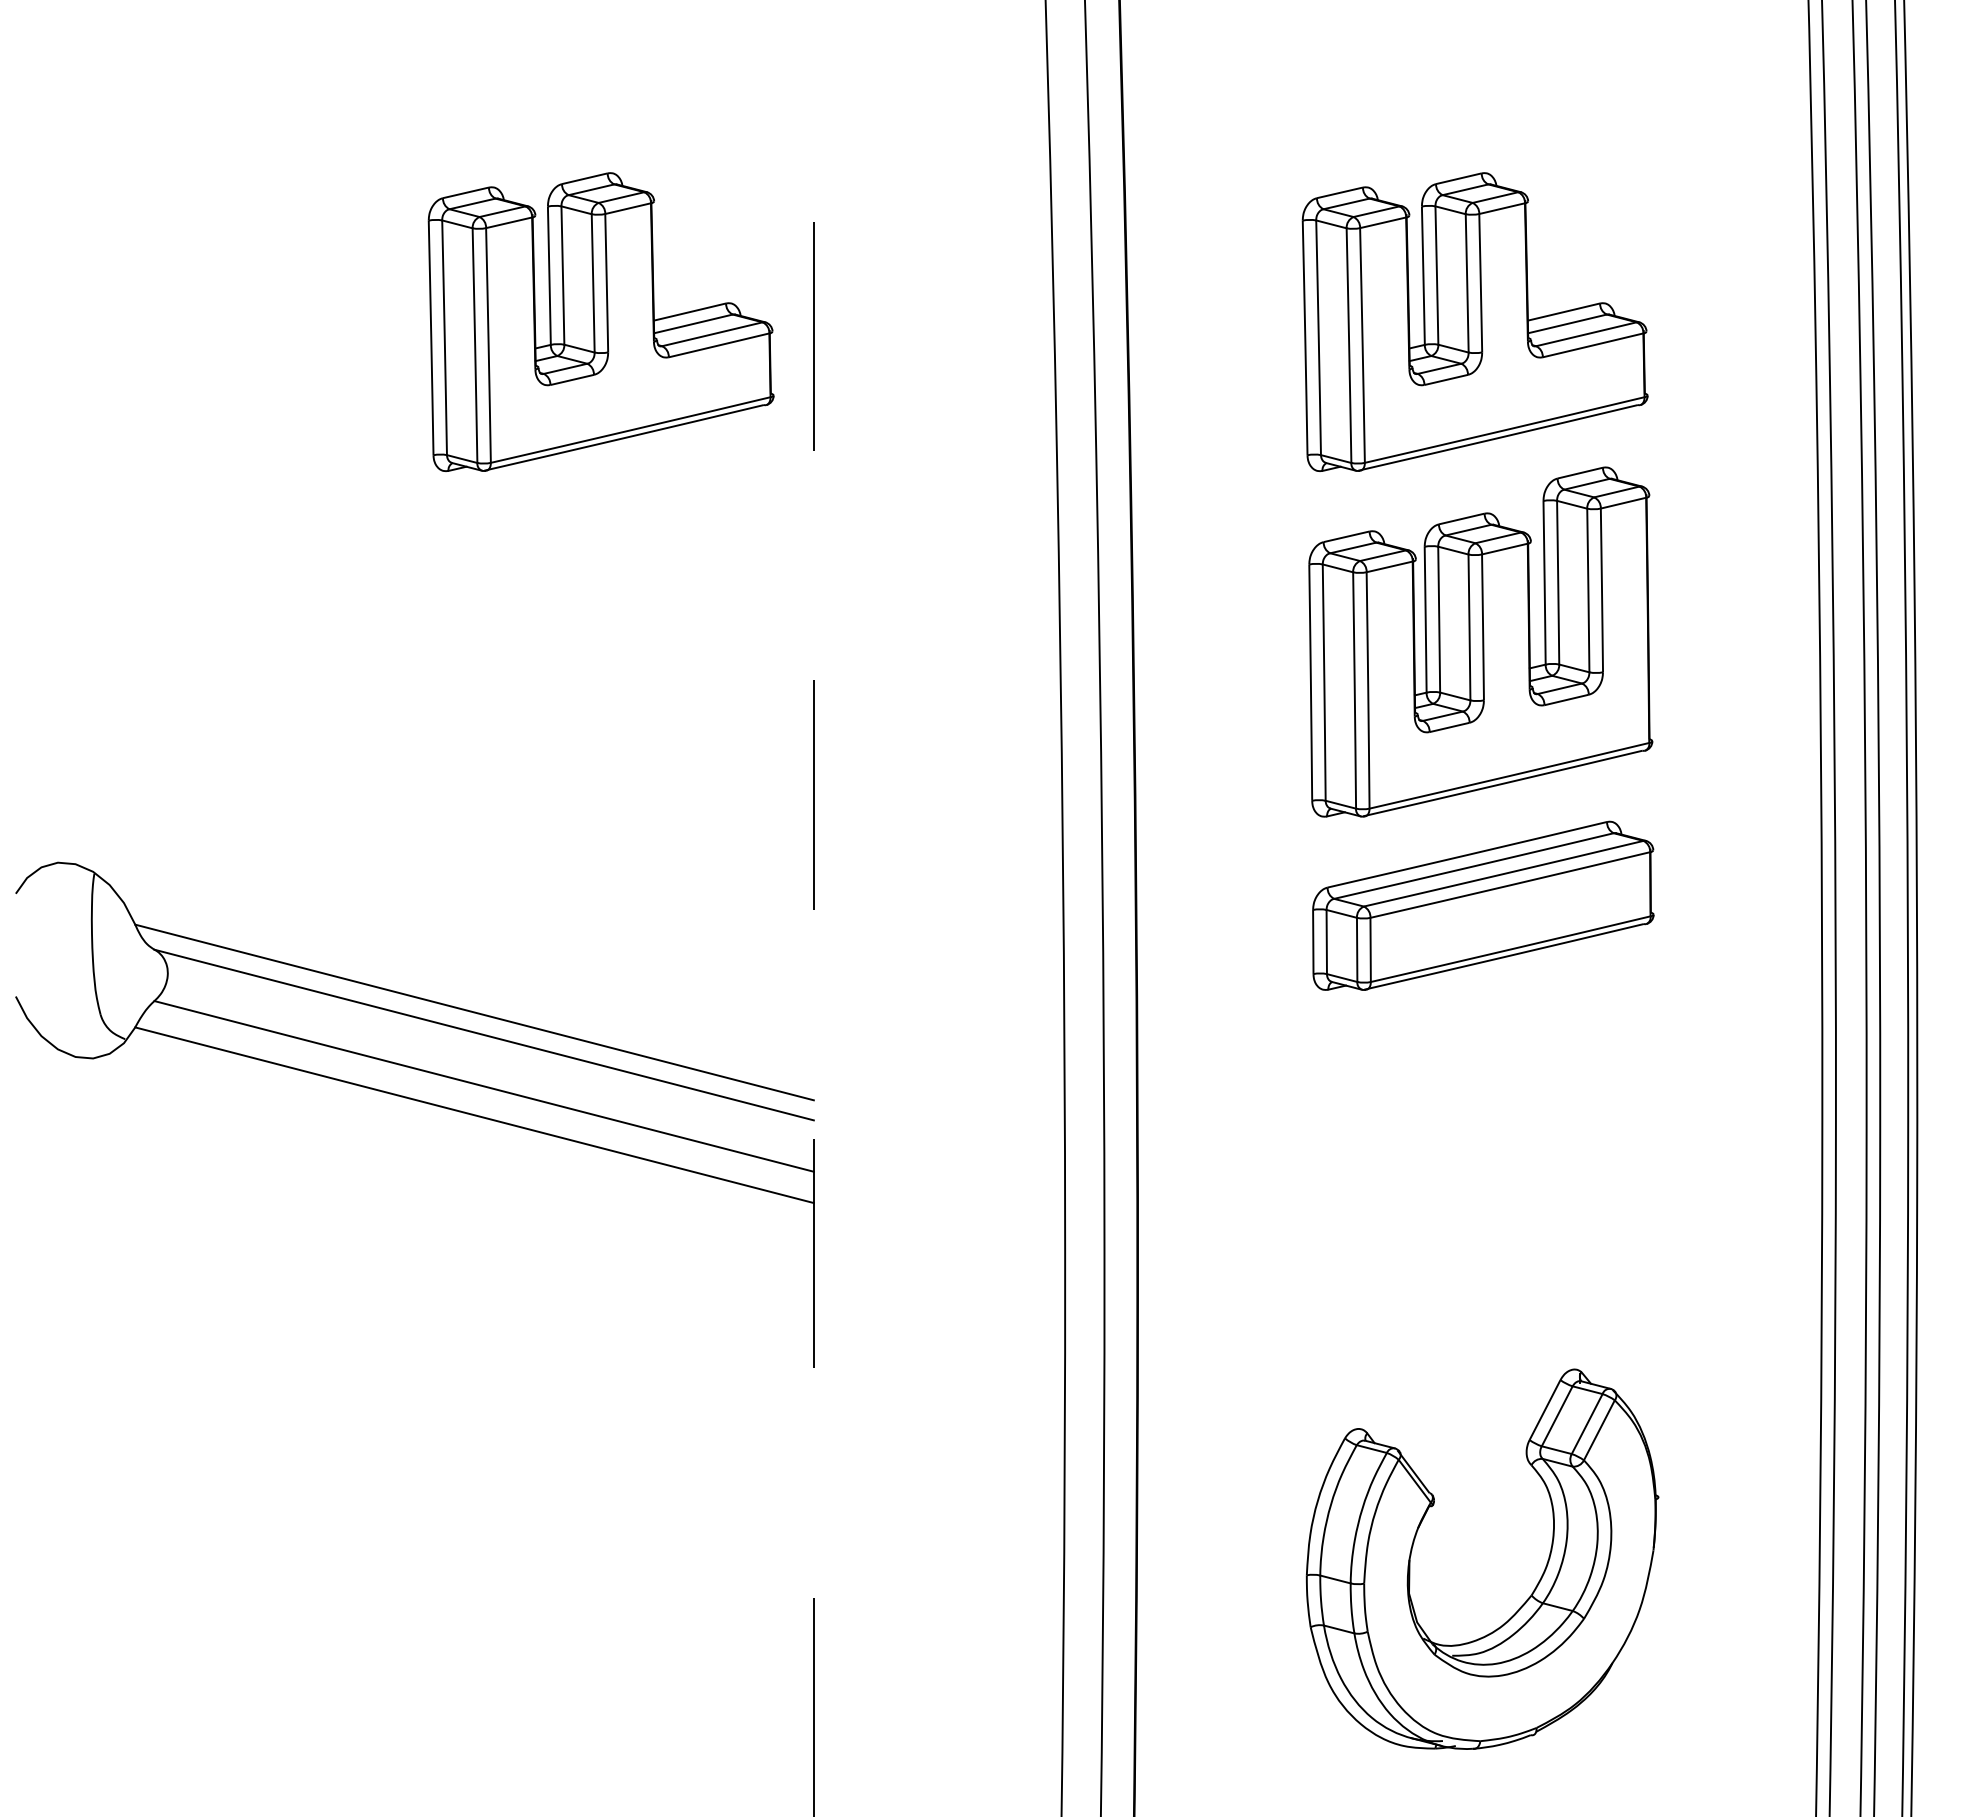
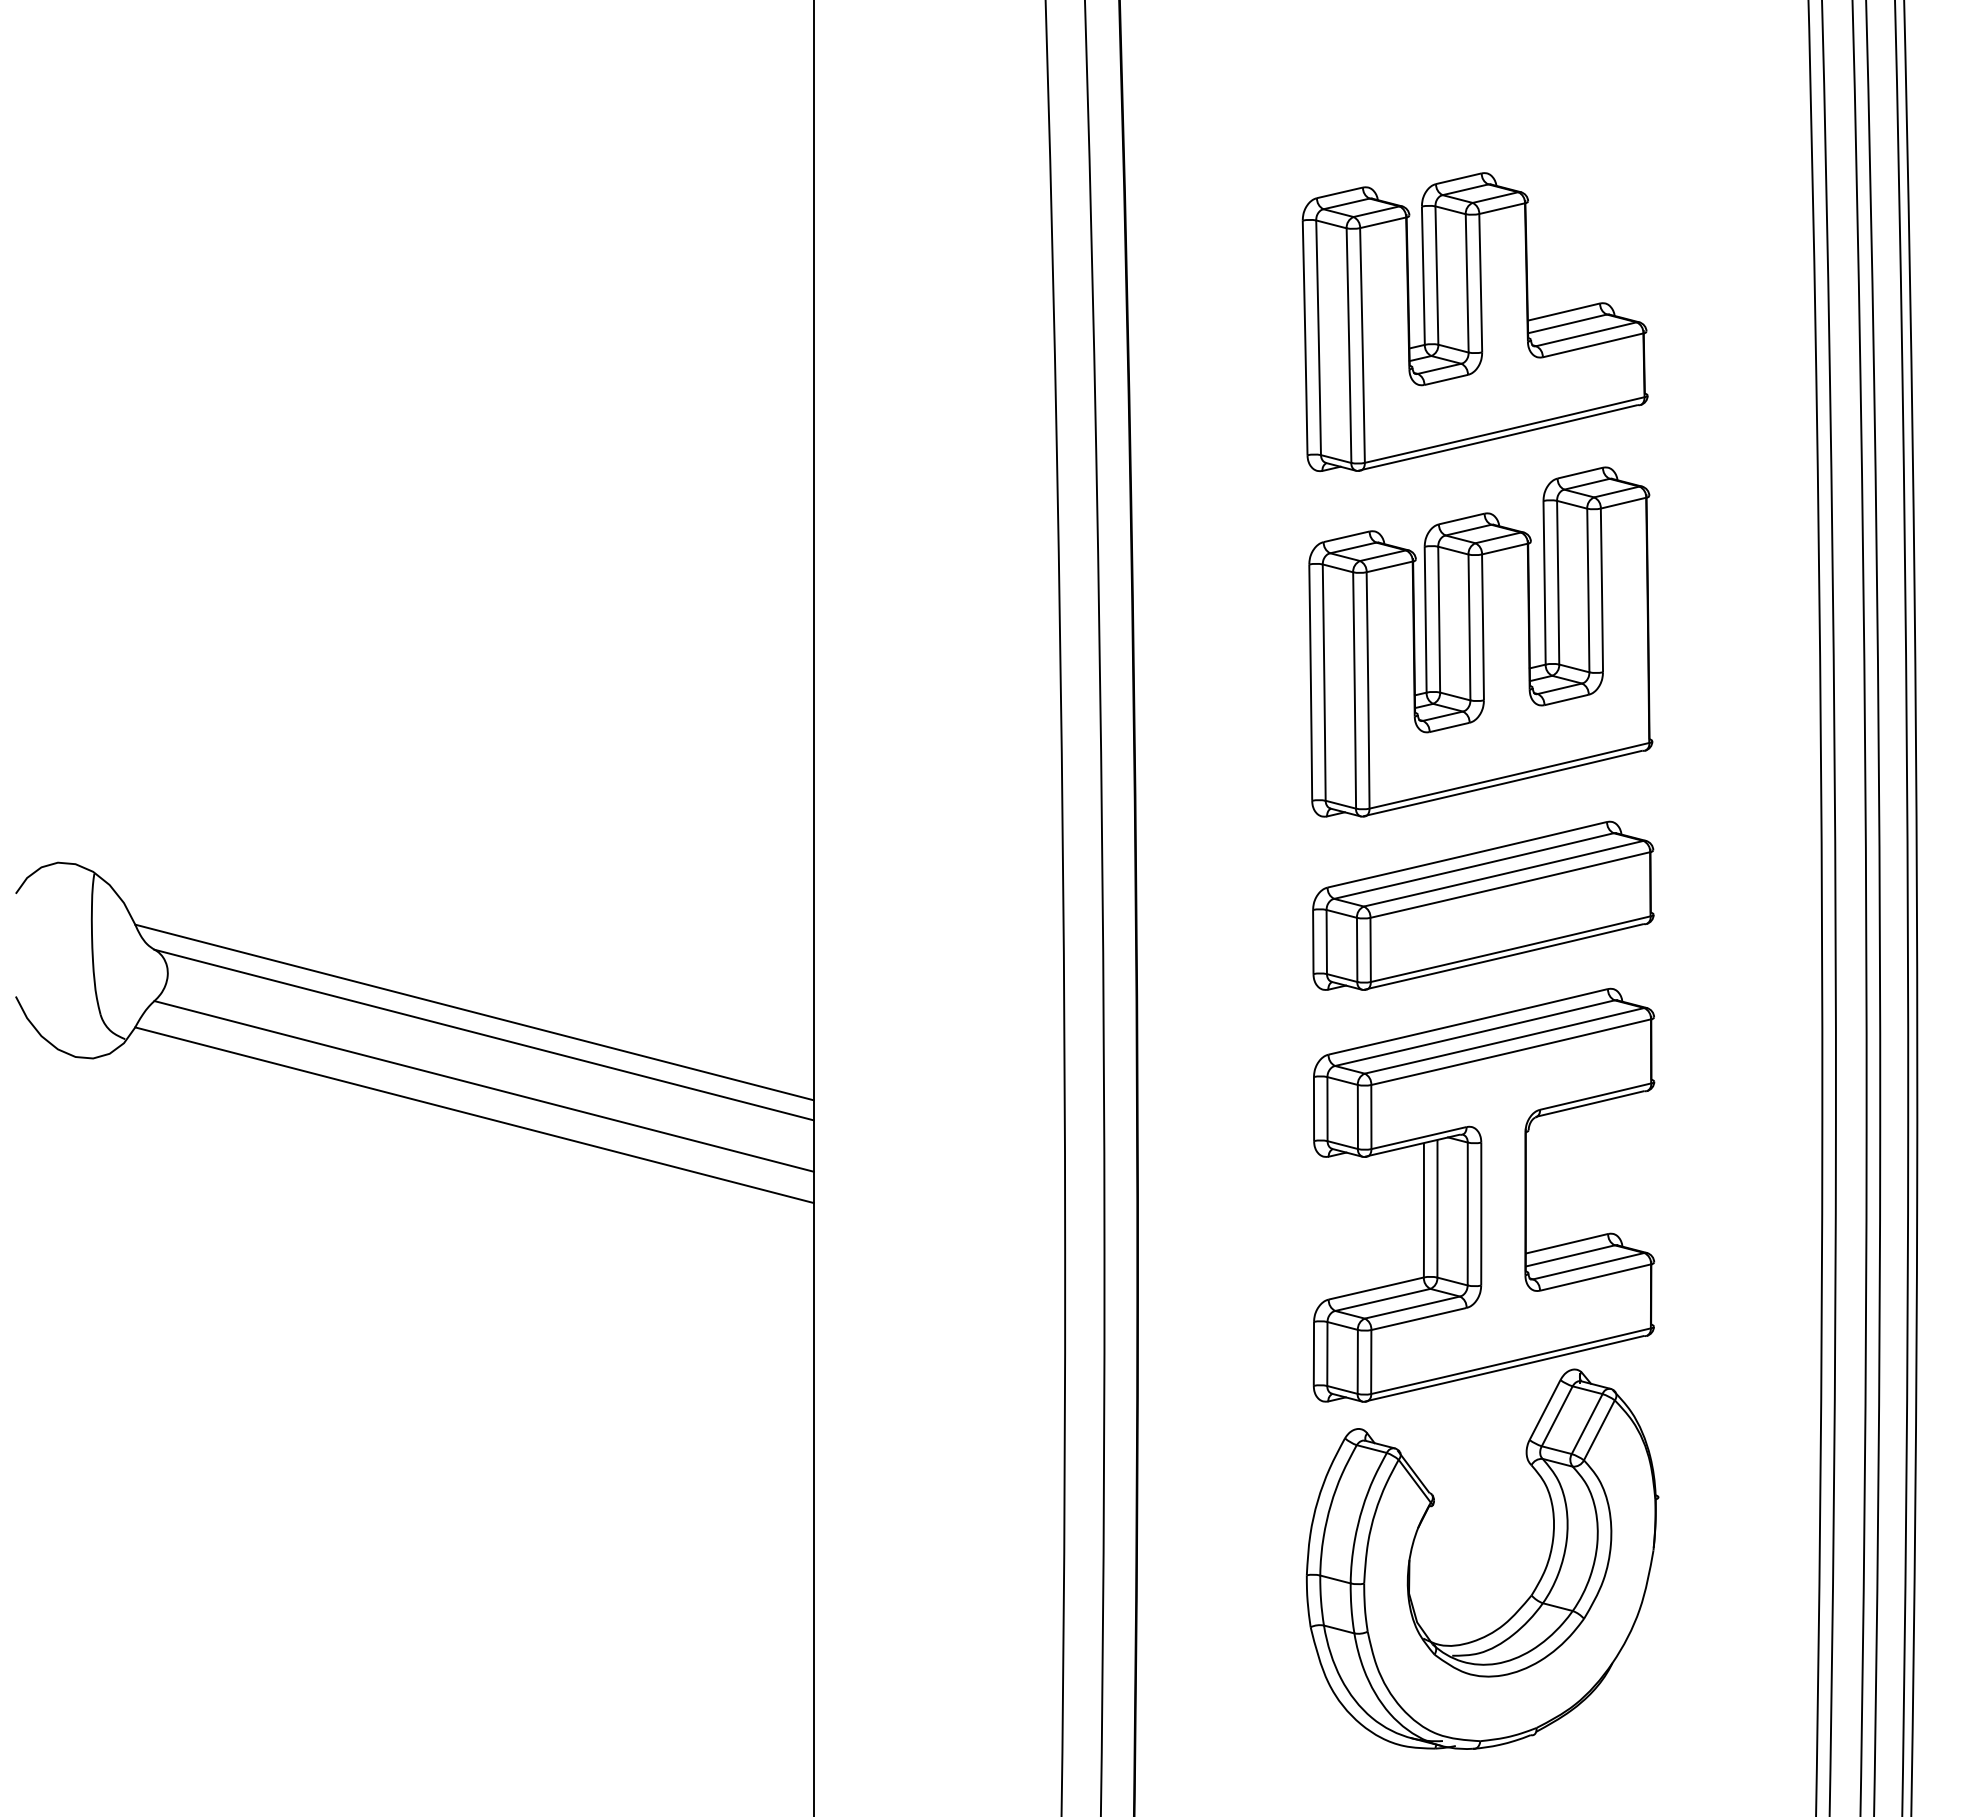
part: present -> none (600, 321)
line: dashed -> solid (813, 908)
part: none -> present (1483, 1194)
